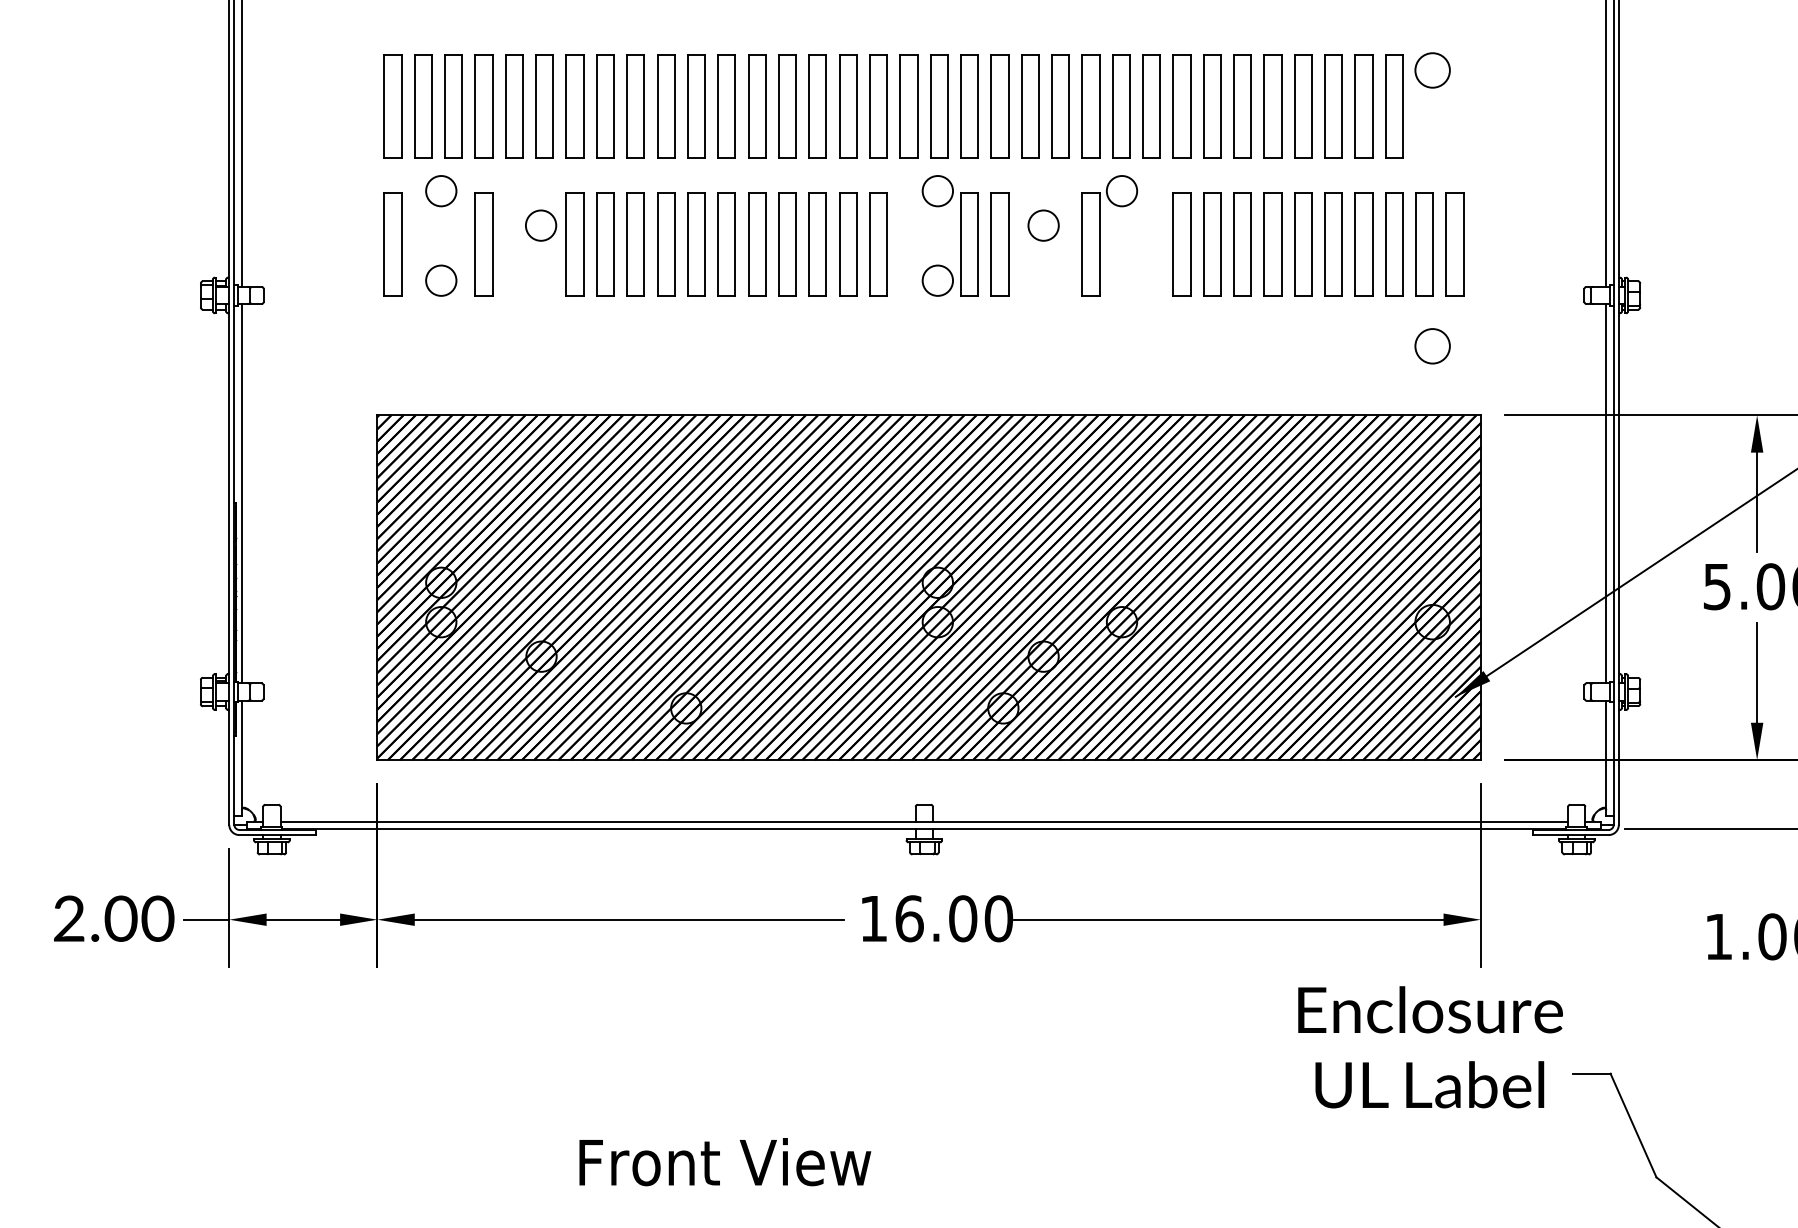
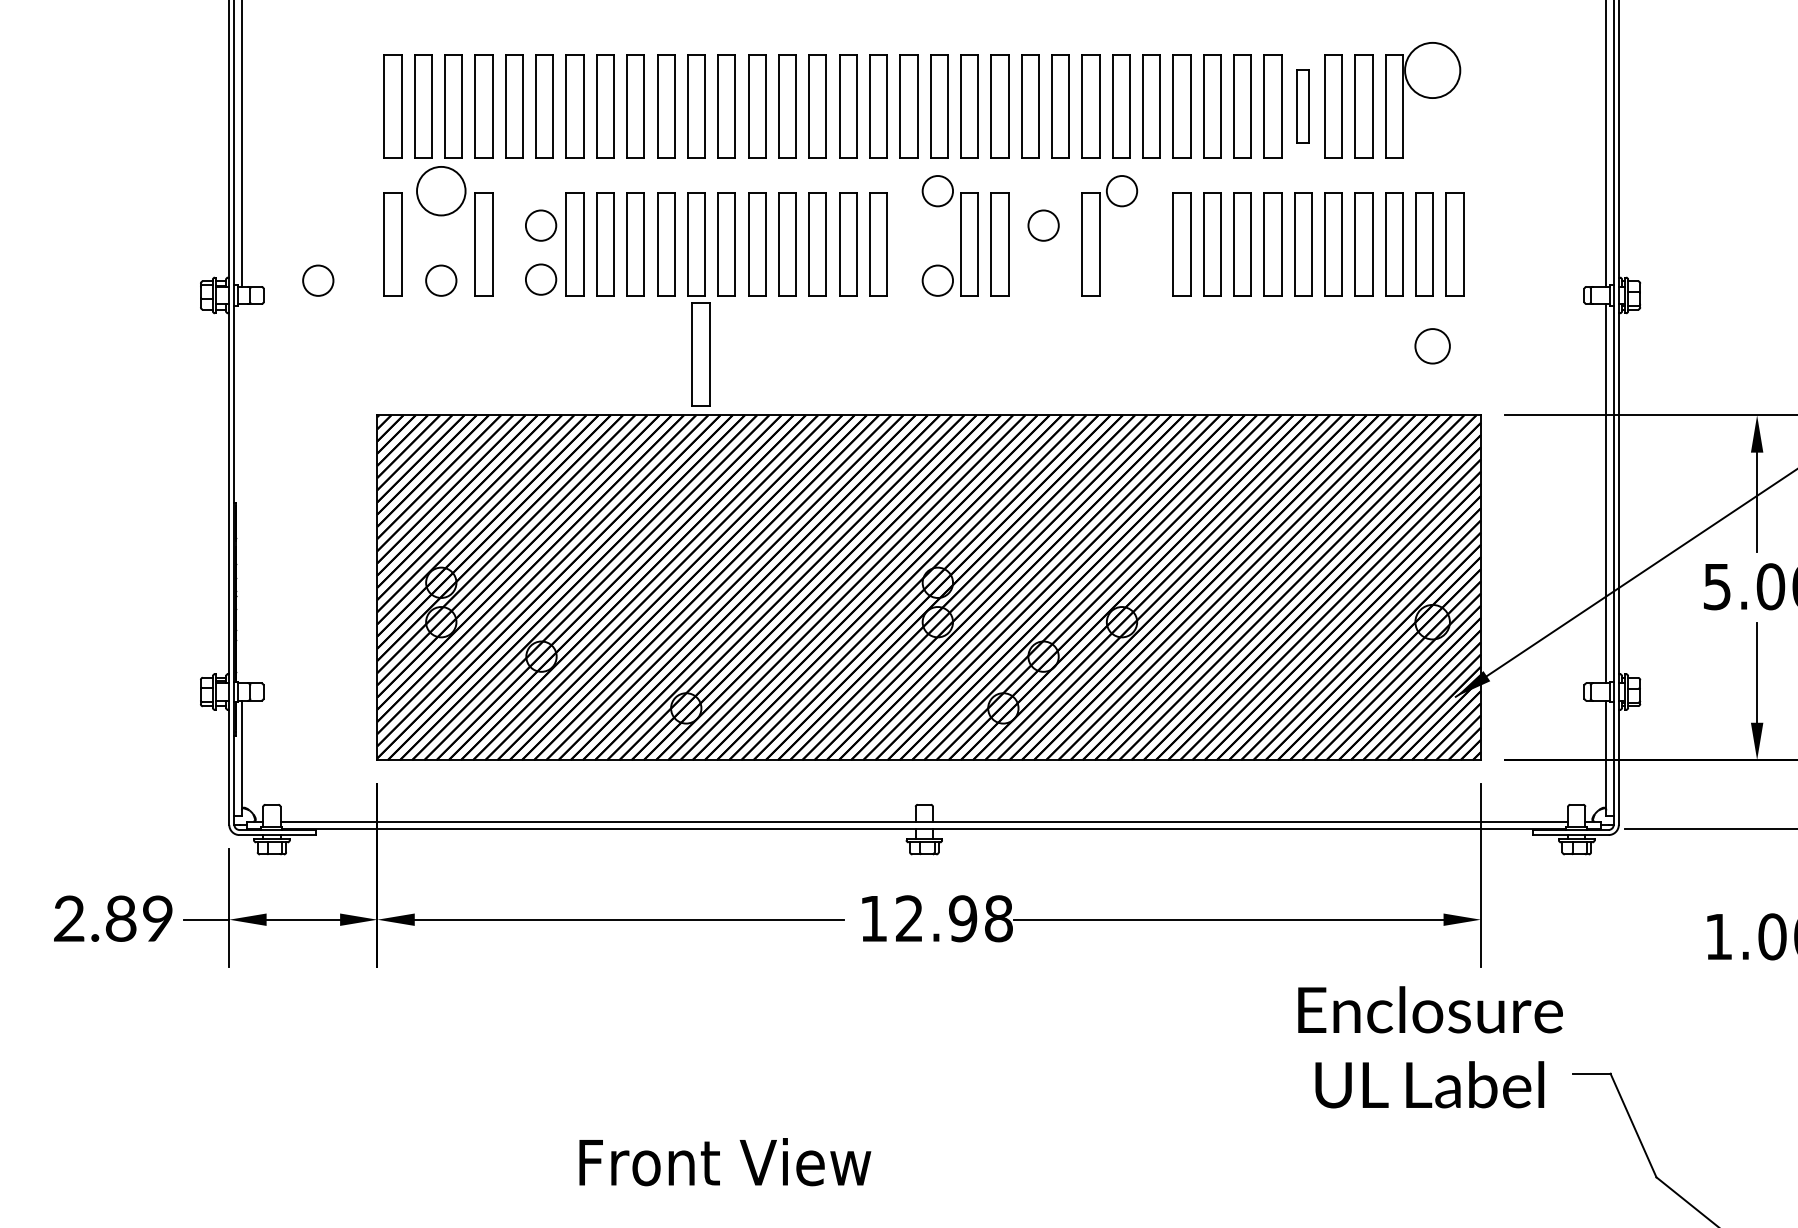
circle diameter: 35 px -> 55 px (1432, 70)
part size: 19x105 px -> 14x75 px (1302, 106)
circle diameter: 30 px -> 49 px (441, 190)
circle: none -> present (541, 279)
circle: none -> present (318, 280)
part: none -> present (700, 354)
line: present -> none (241, 493)
text: 2.00 -> 2.89 (139, 918)
text: 16.00 -> 12.98 (954, 918)
